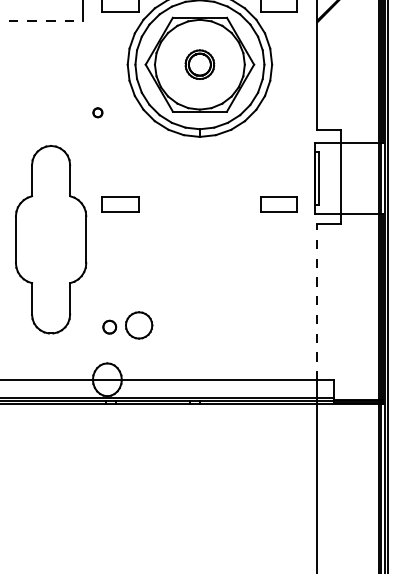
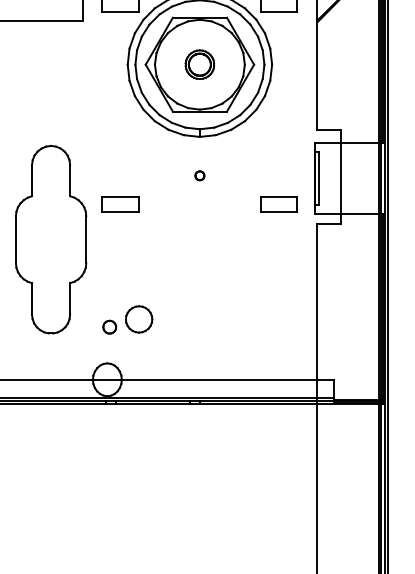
line: dashed -> solid (41, 20)
part position: (97, 112) -> (199, 175) (199, 175)
line: dashed -> solid (317, 301)
part position: (139, 325) -> (139, 319) (139, 319)
